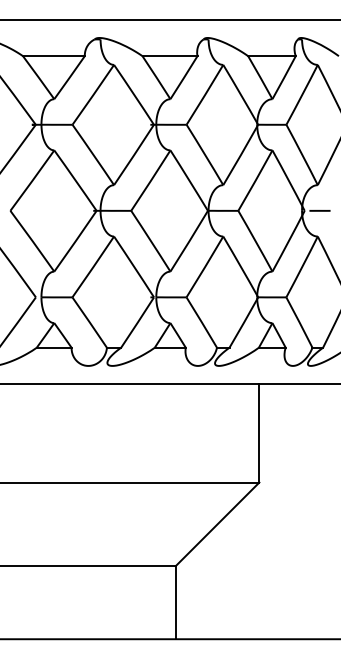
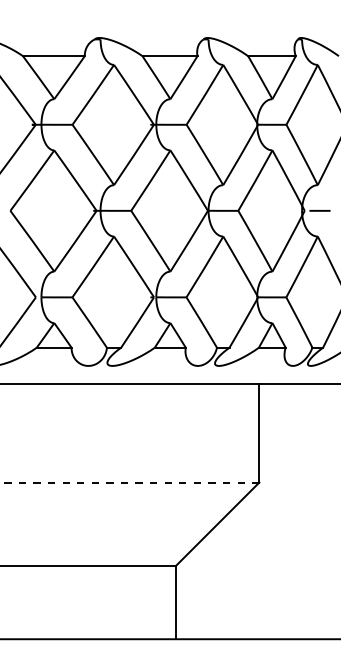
line: present -> none (169, 19)
line: solid -> dashed (129, 482)
